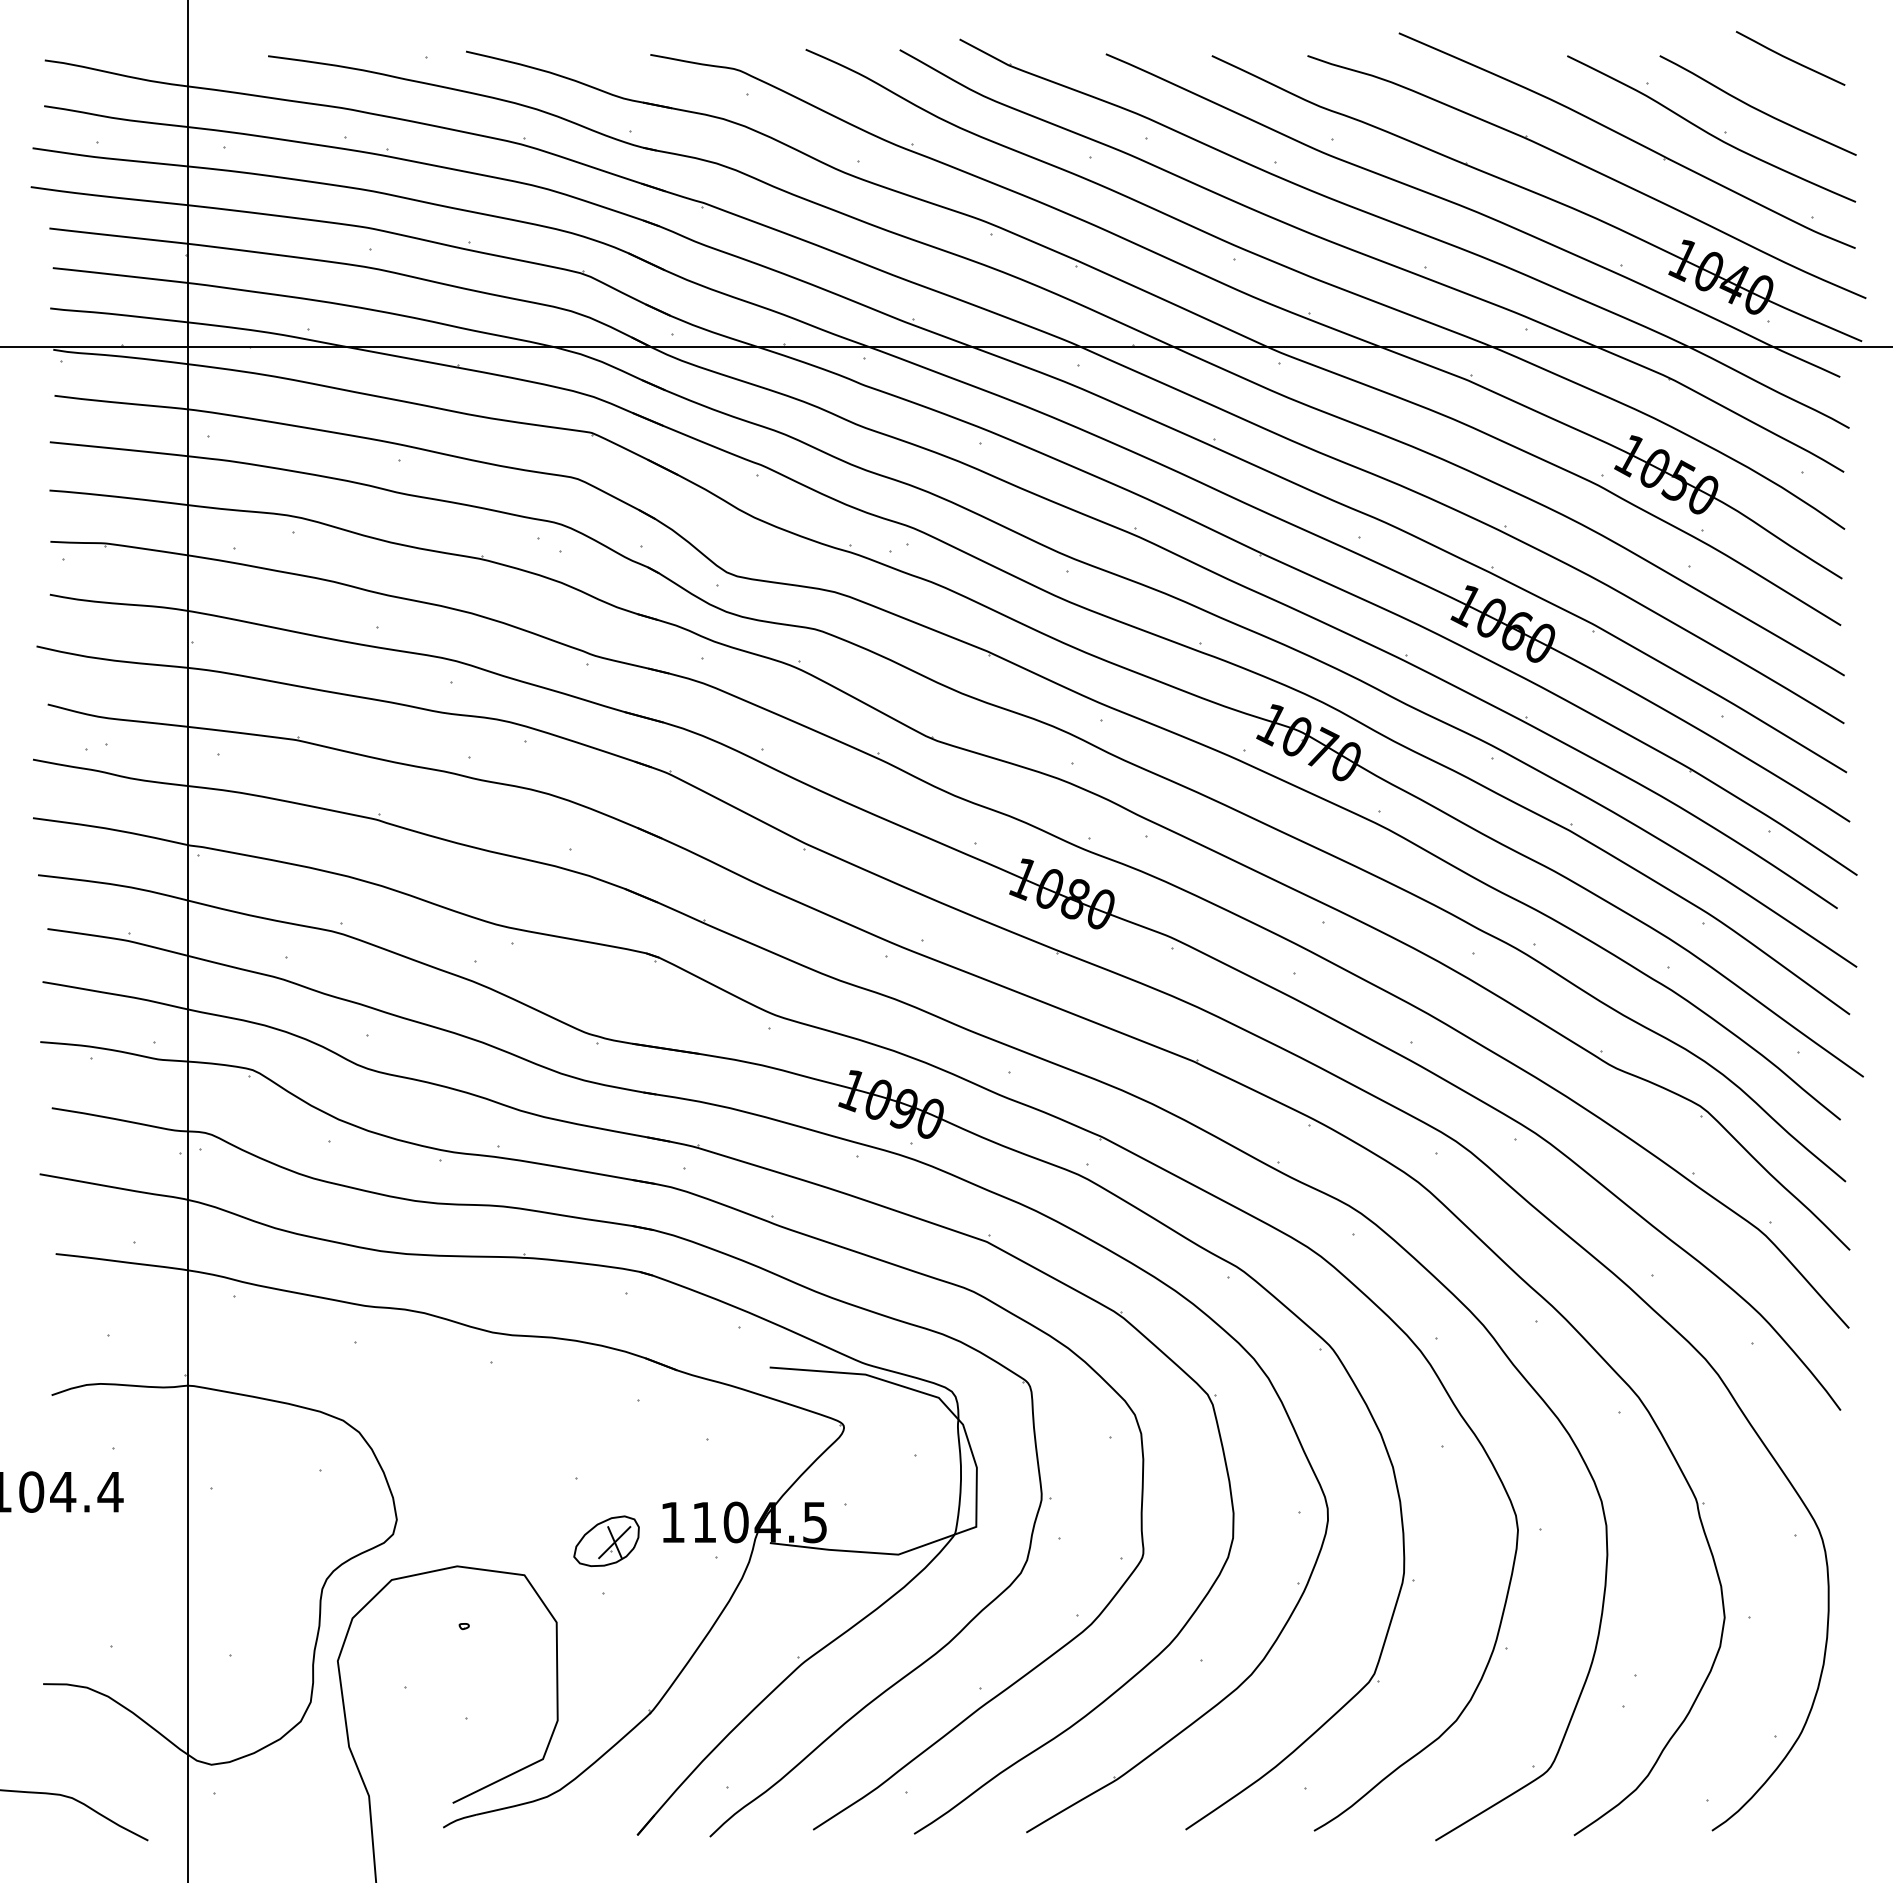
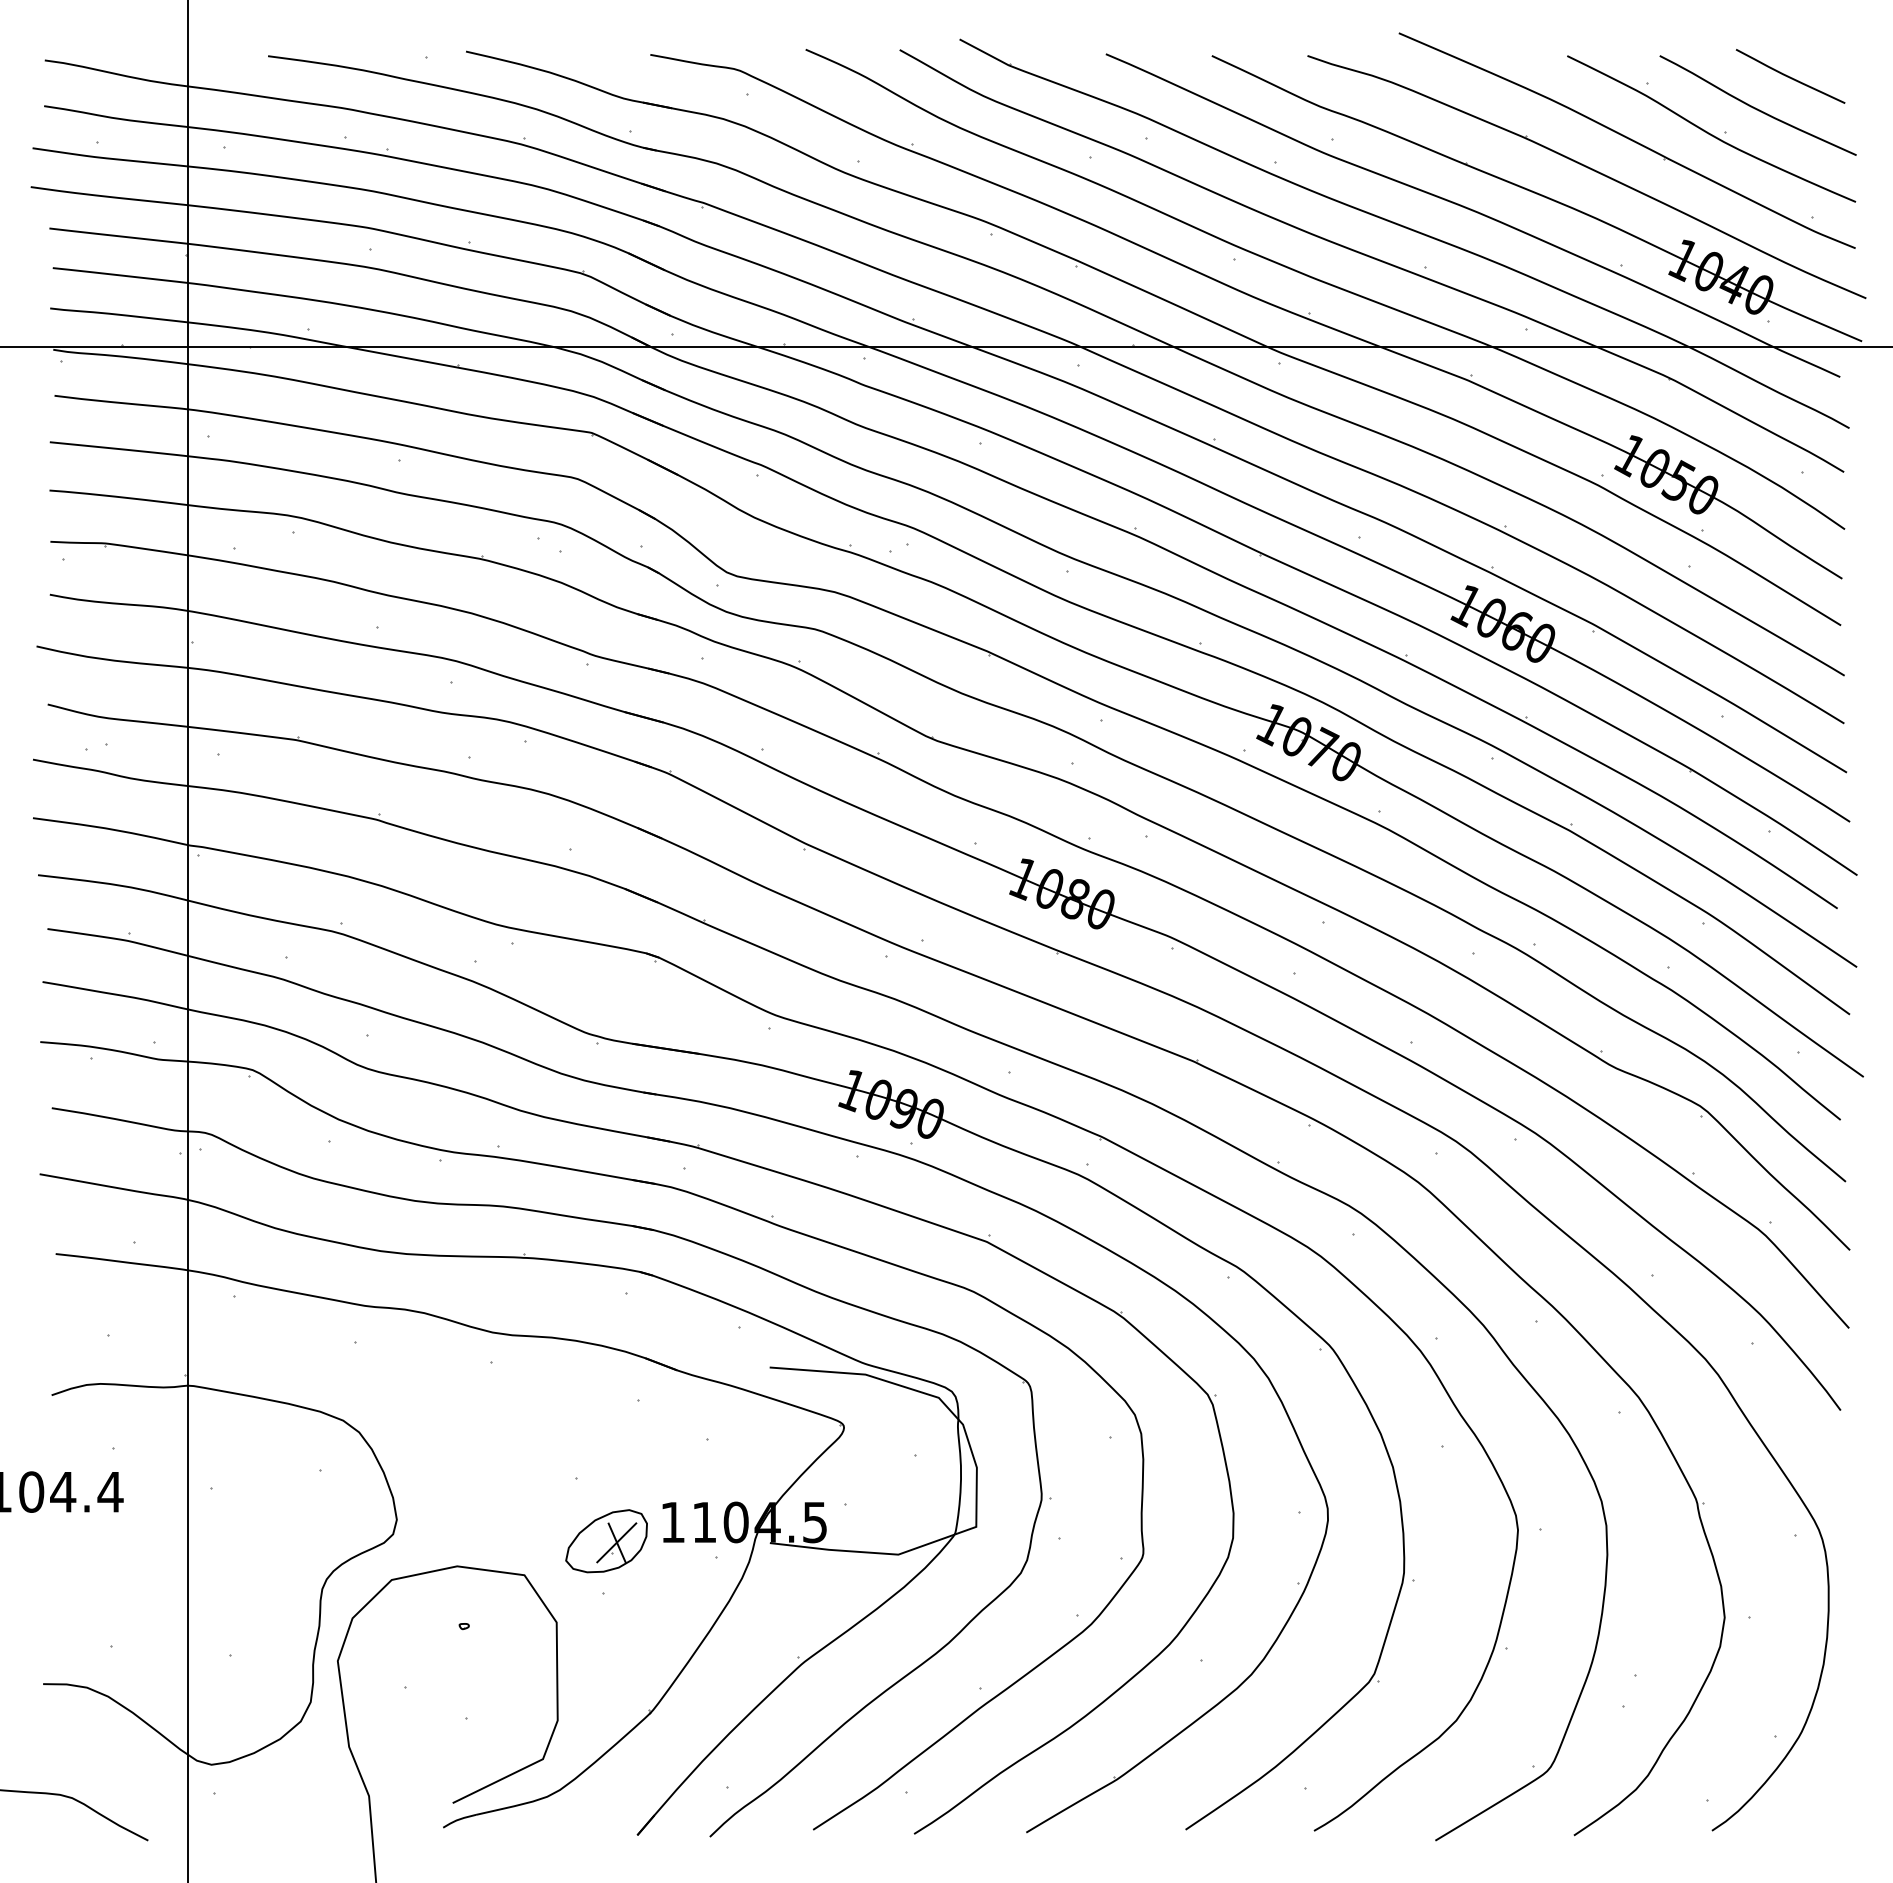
curve position: (1790, 58) -> (1790, 76) (1790, 76)
part size: 67x53 px -> 83x65 px (606, 1541)
